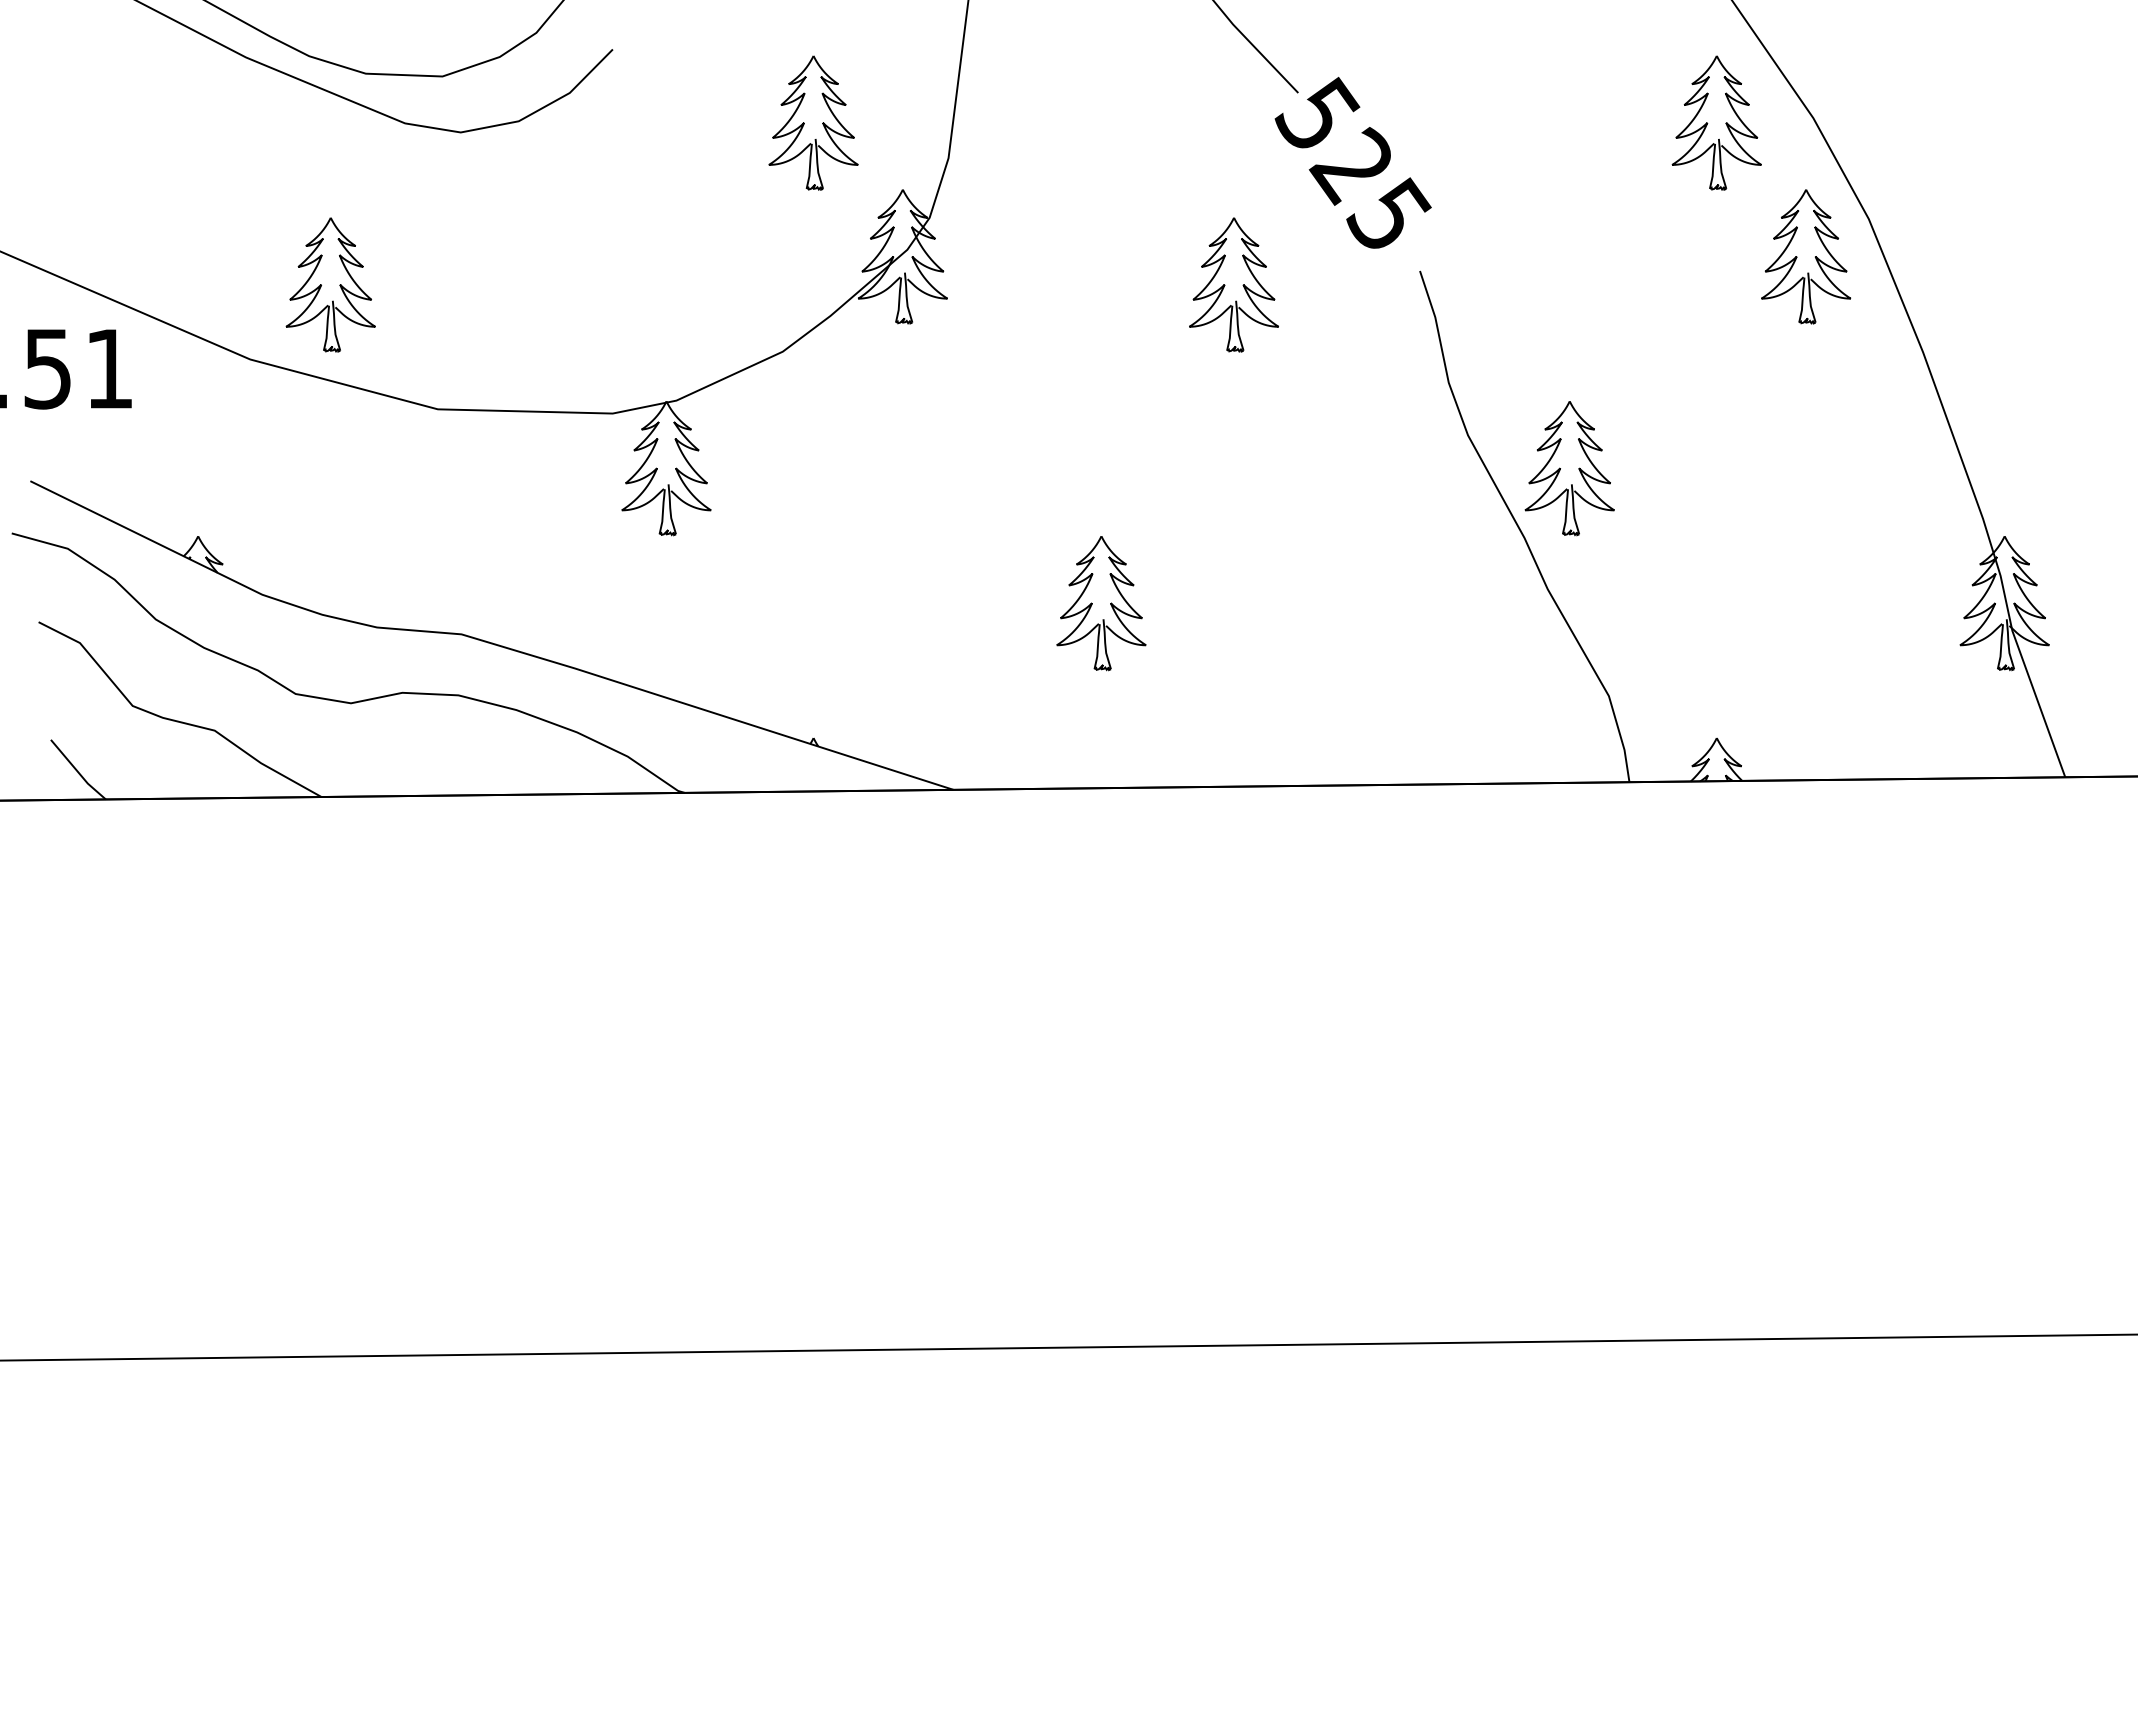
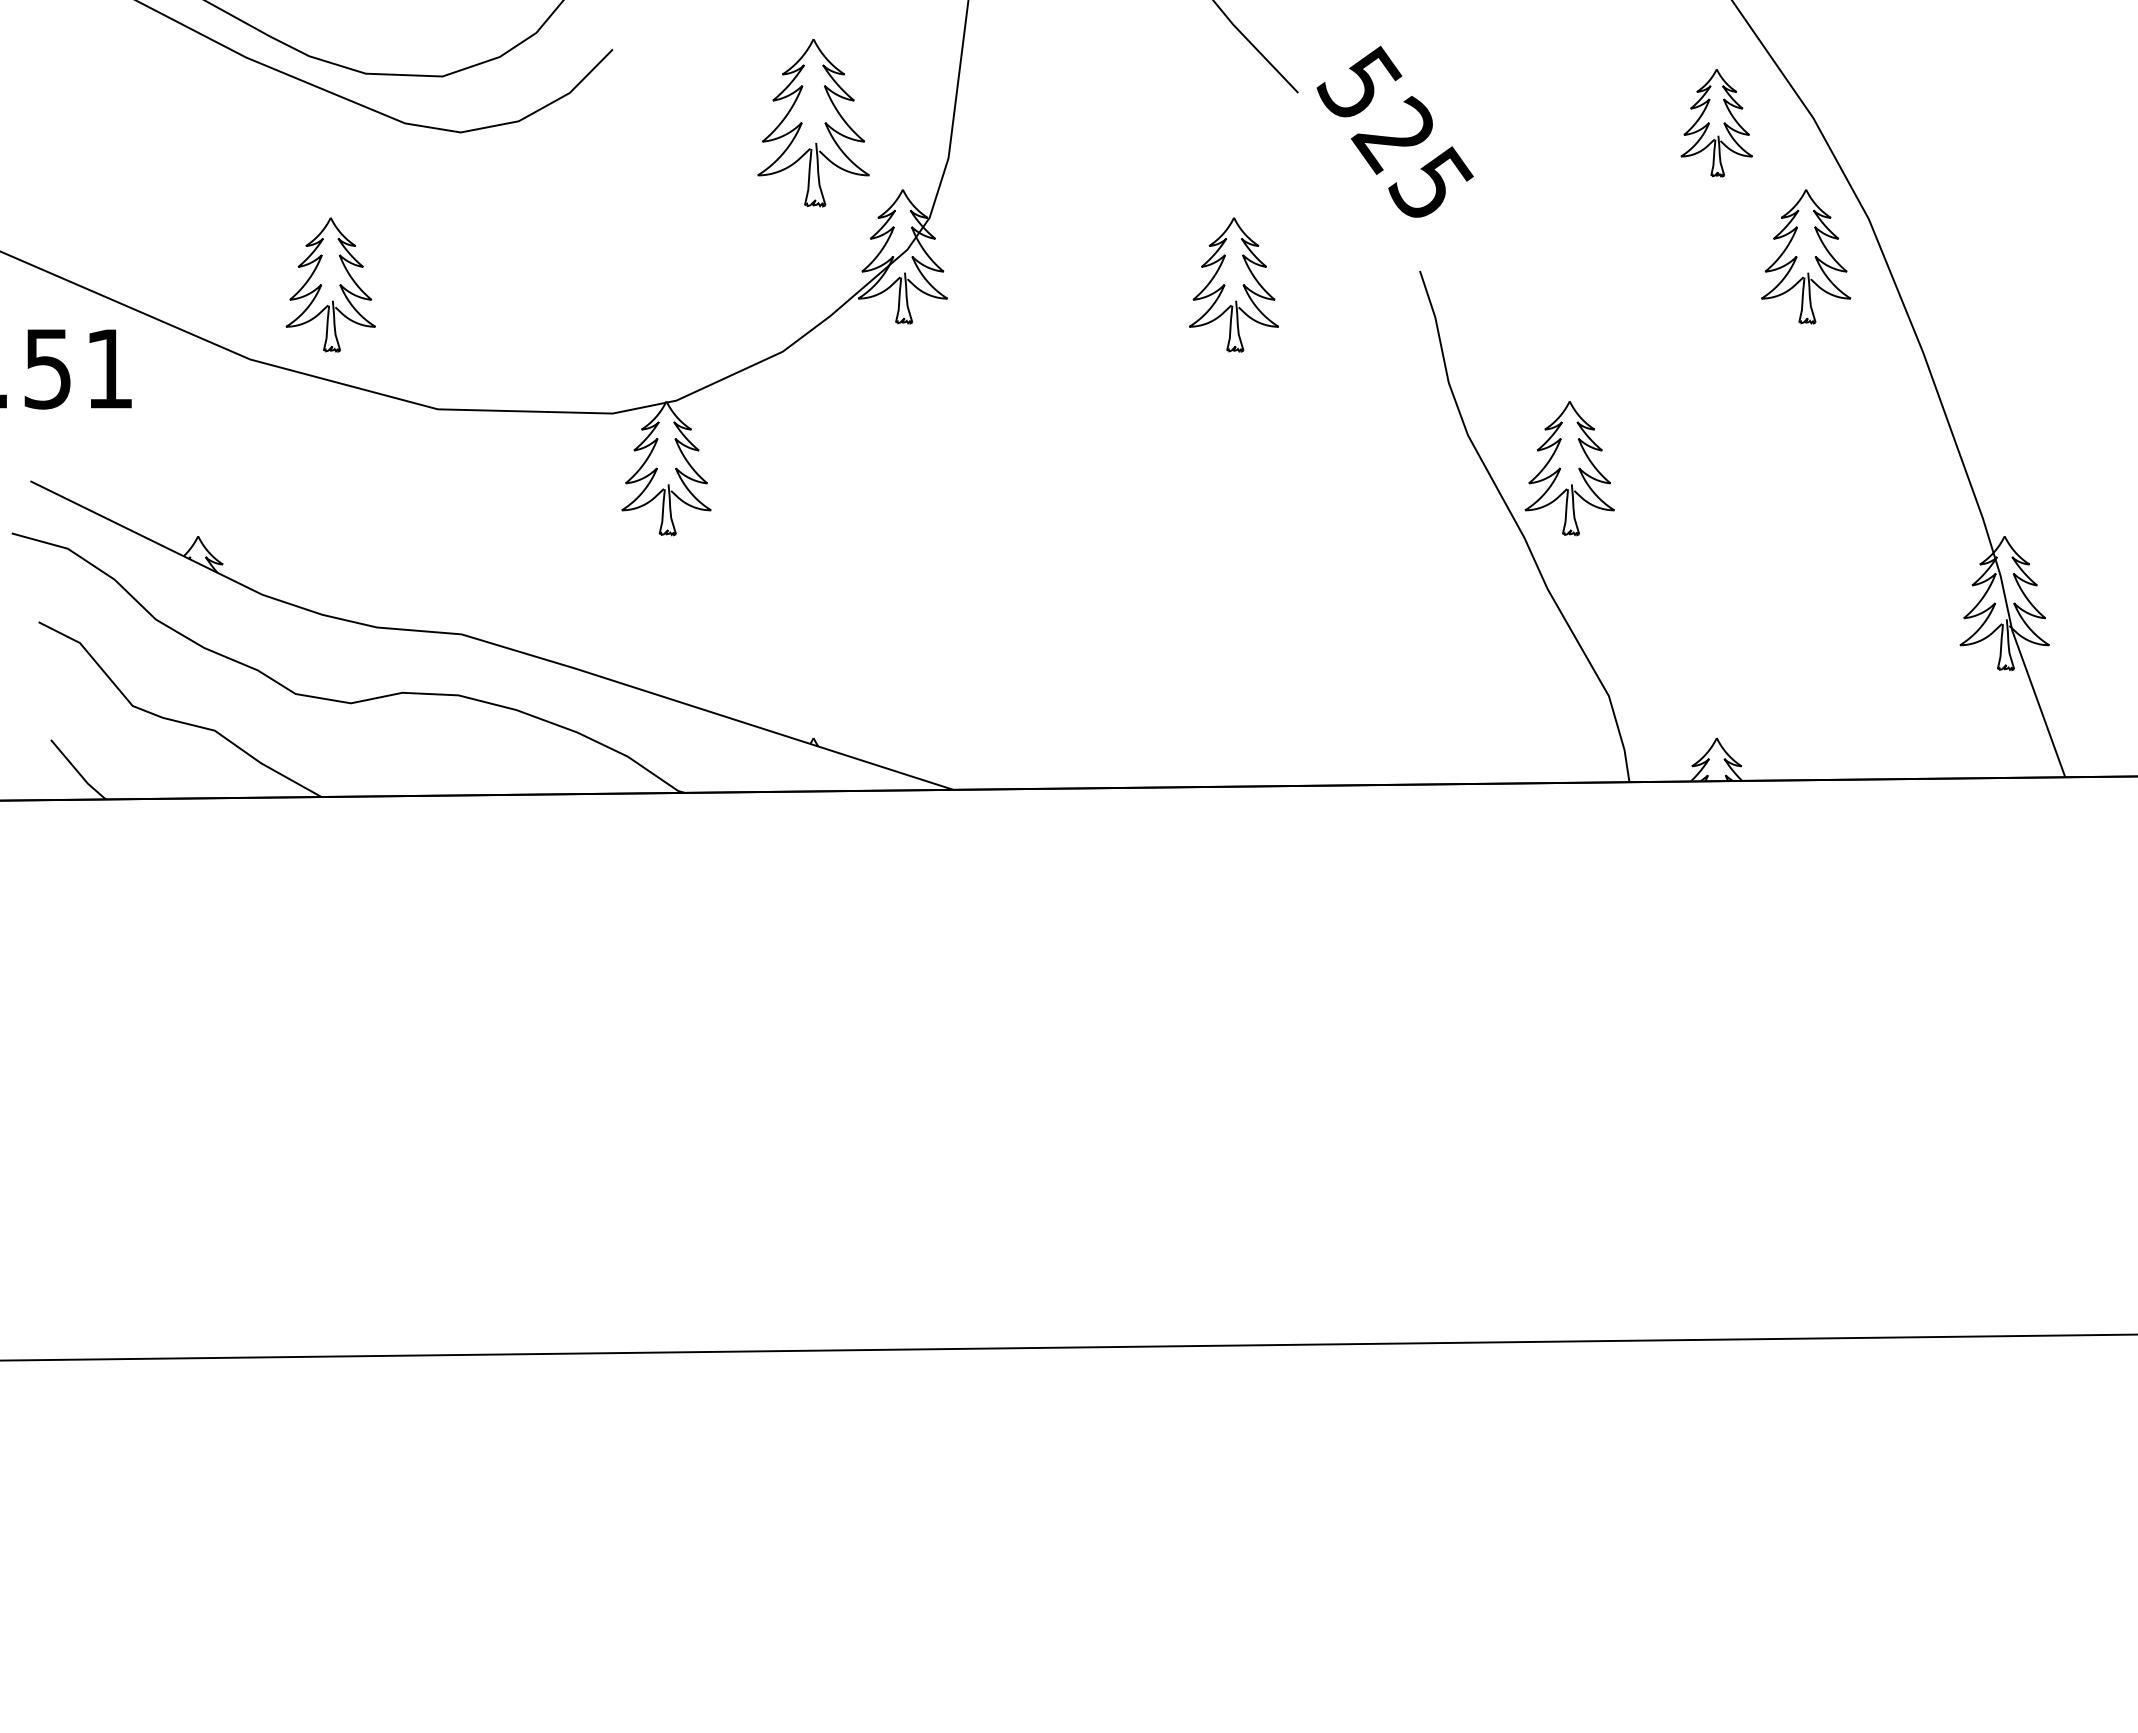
part size: 91x136 px -> 113x169 px (813, 123)
part size: 91x136 px -> 73x109 px (1716, 123)
text position: (1352, 162) -> (1394, 131) (1394, 131)
part: present -> none (1101, 603)
